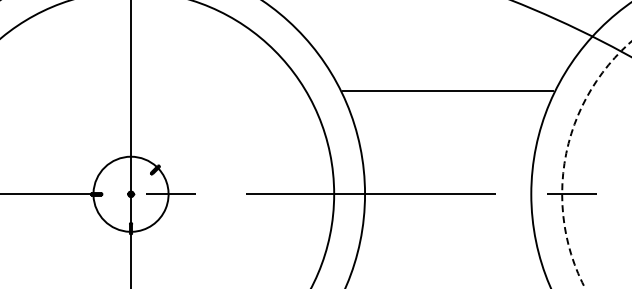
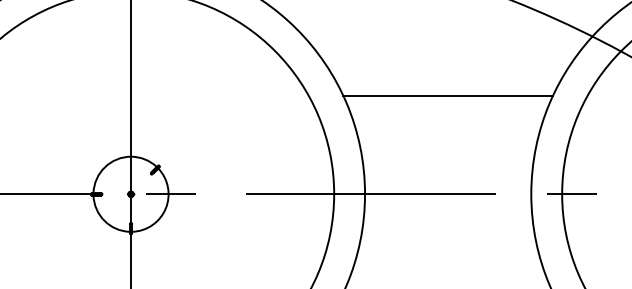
line position: (448, 90) -> (448, 95) (448, 95)
arc: dashed -> solid (565, 157)
